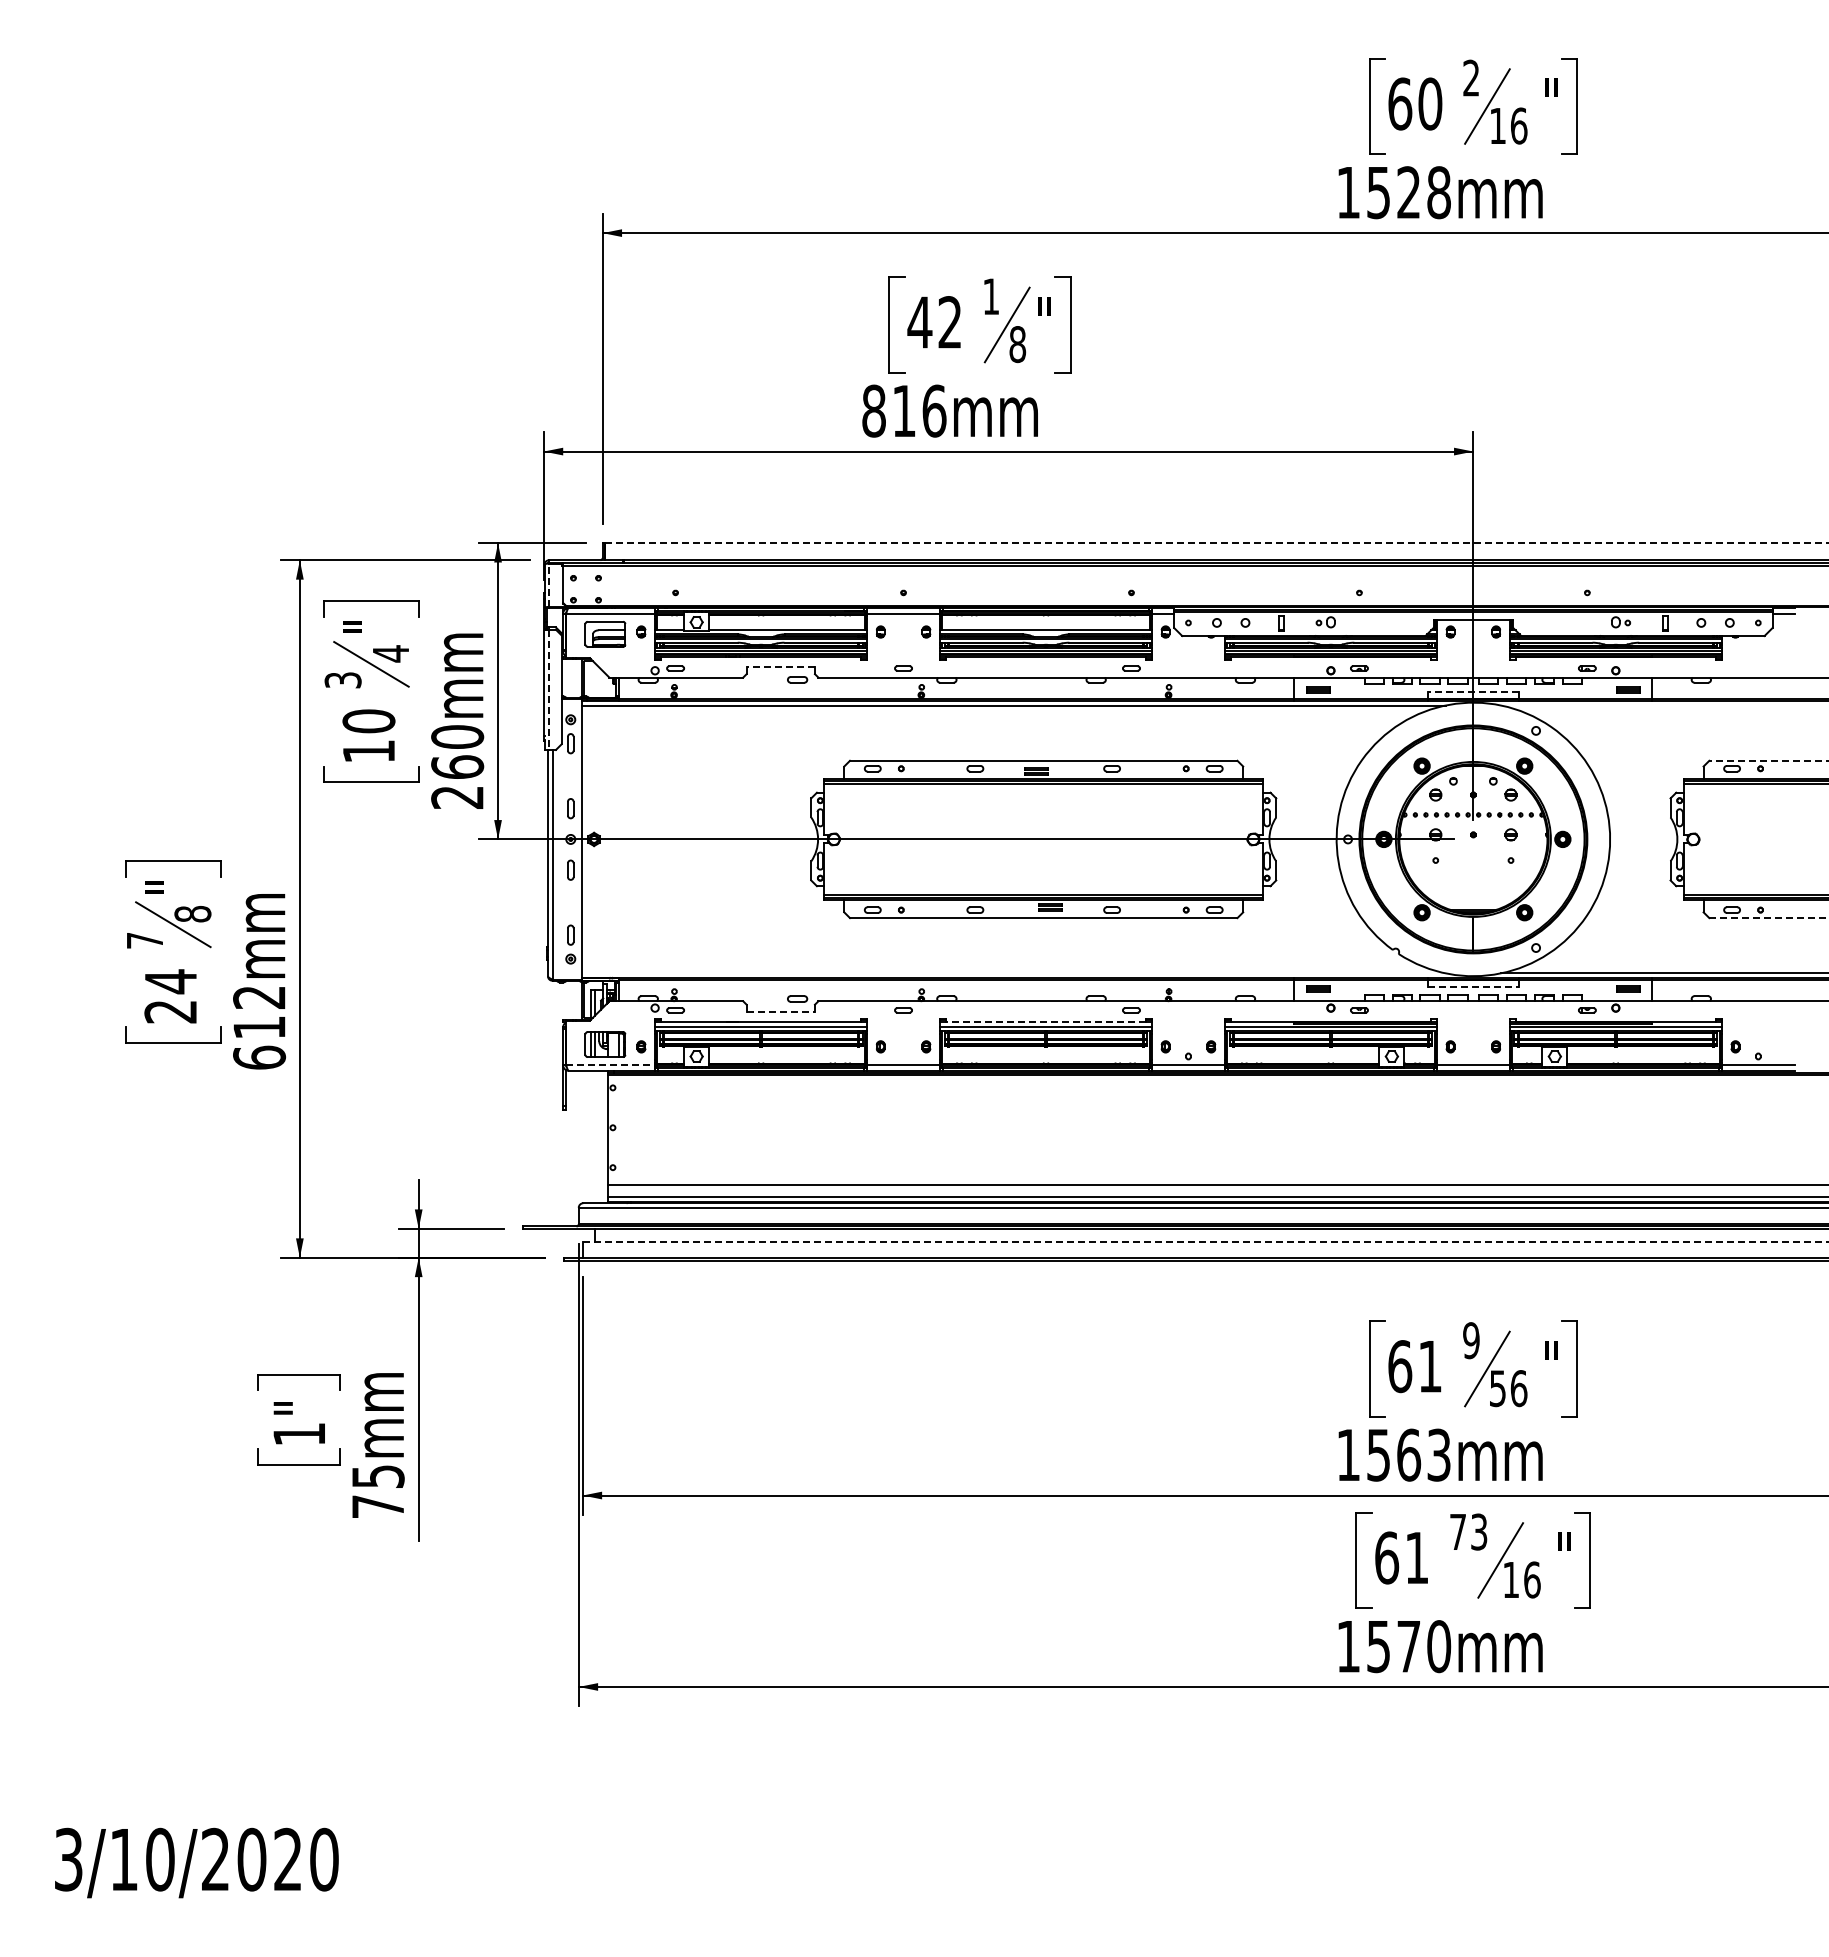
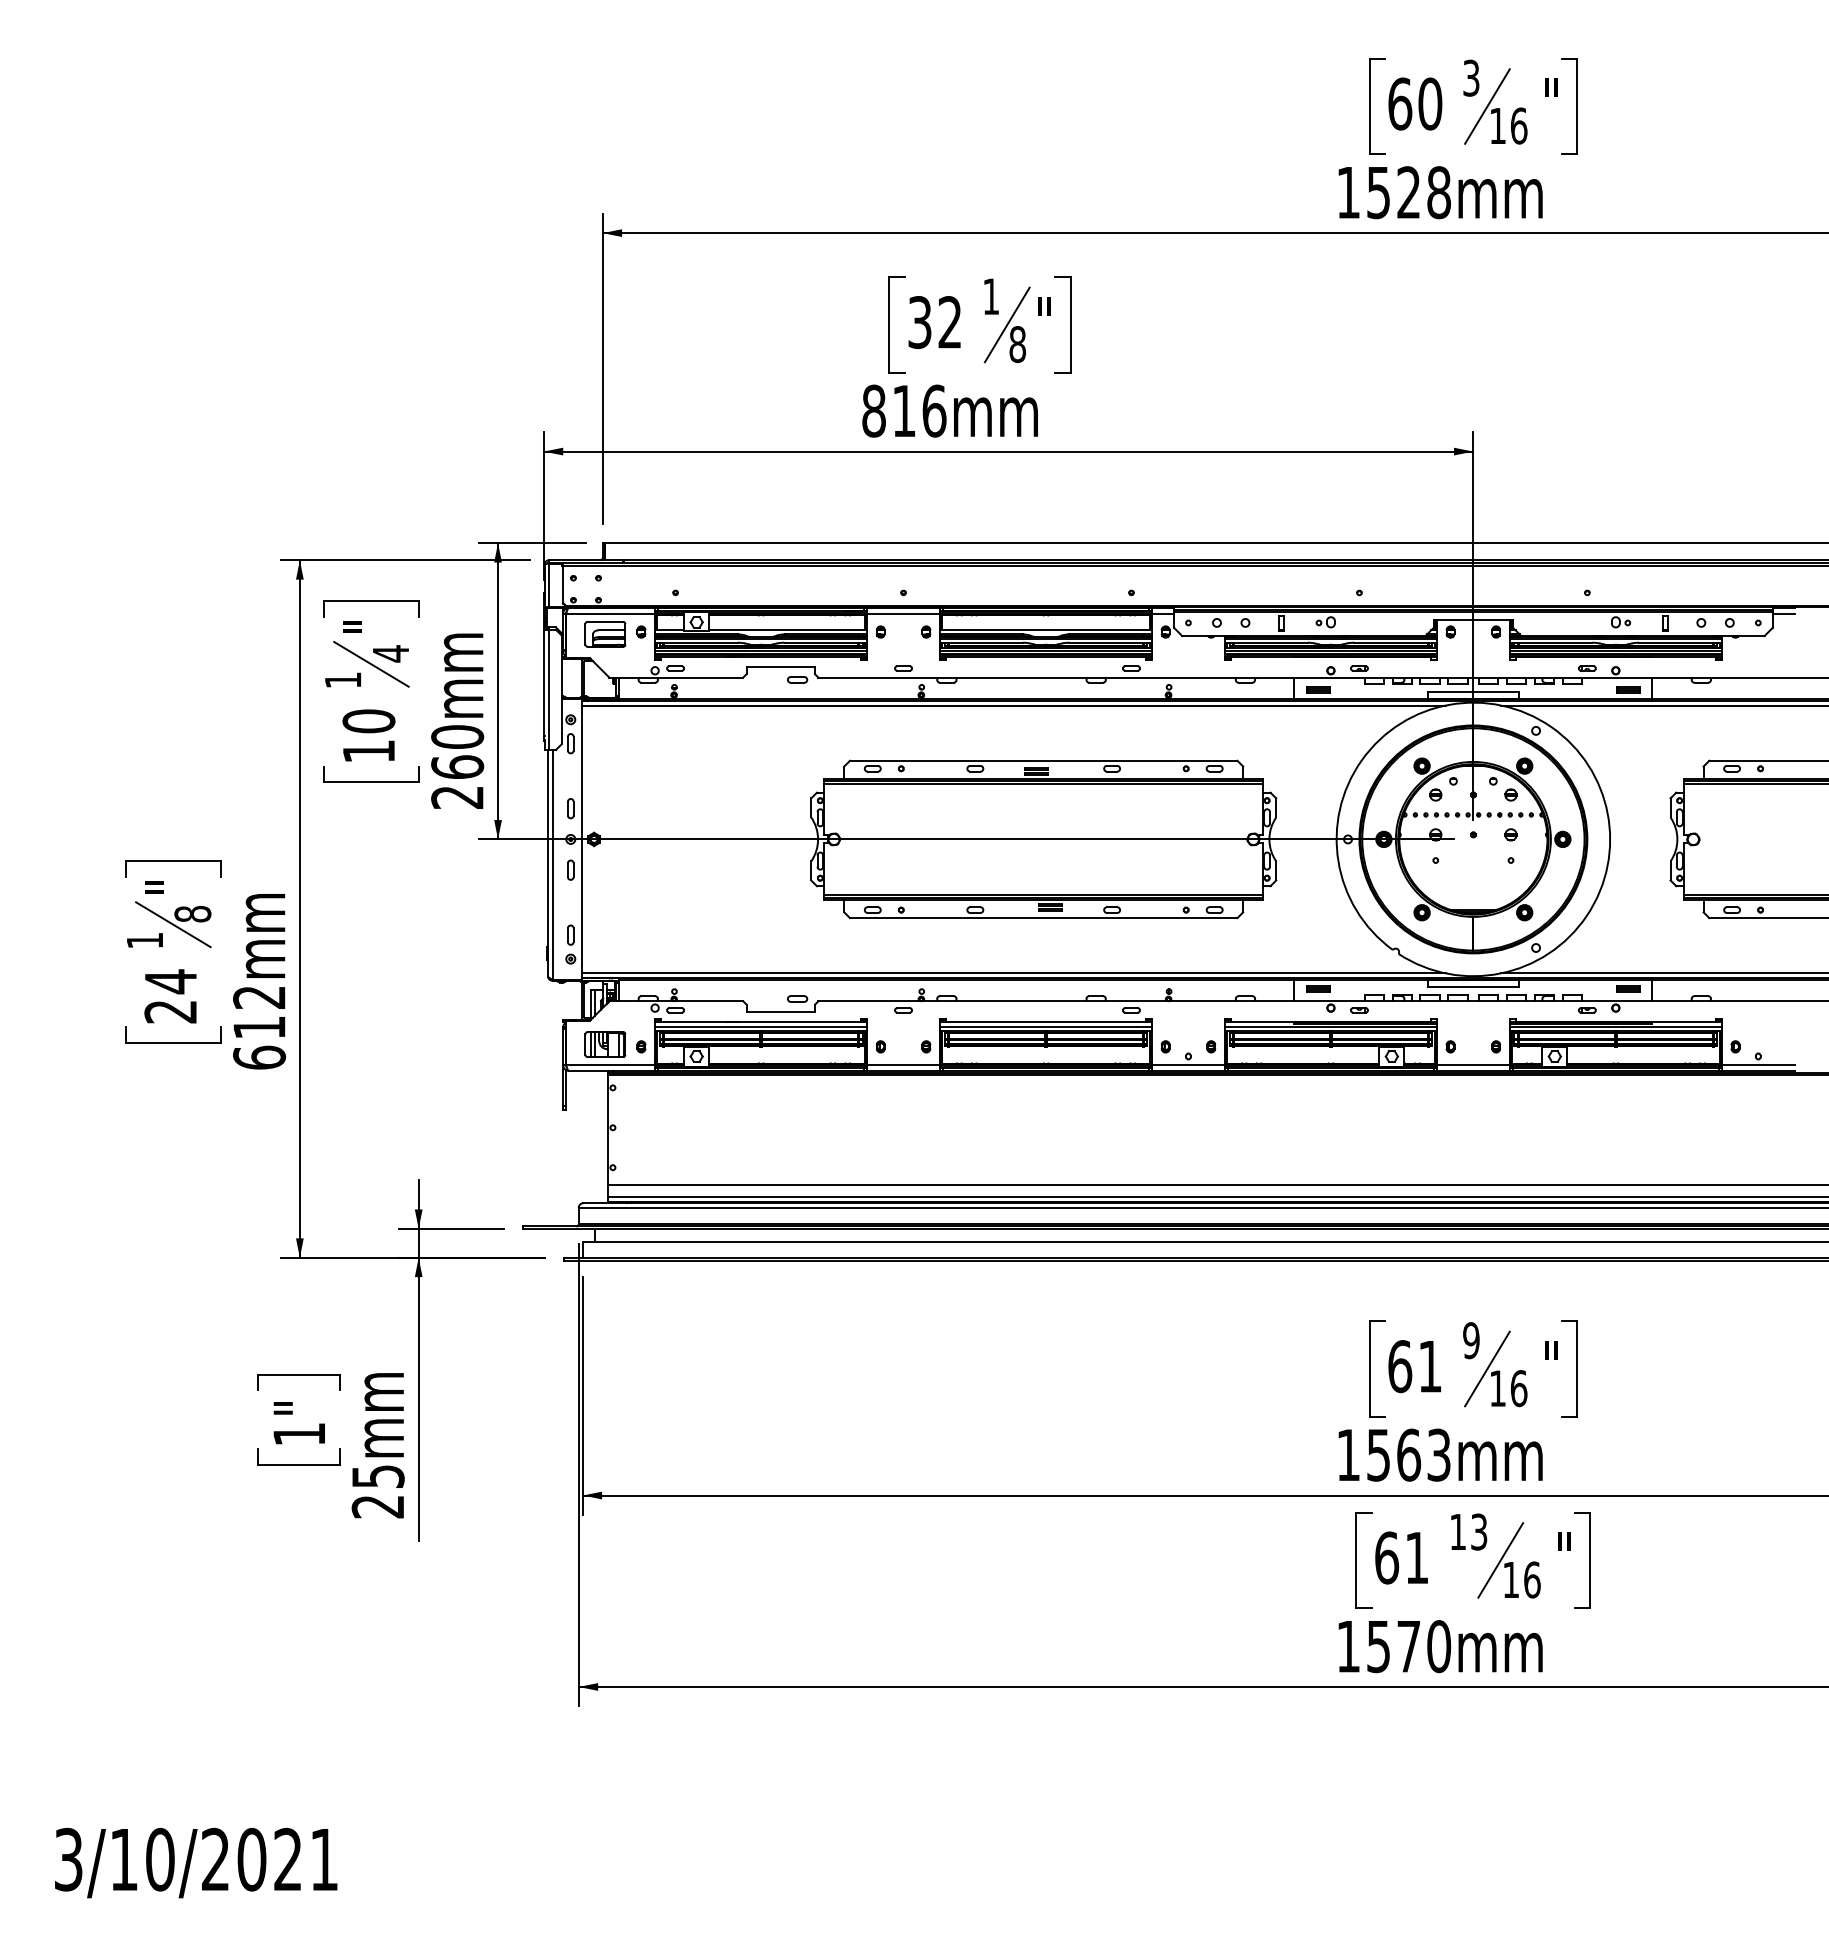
text: 2 -> 3 (1471, 77)
text: 42 -> 32 (919, 322)
line: dashed -> solid (1216, 543)
line: dashed -> solid (549, 585)
line: dashed -> solid (780, 667)
text: 3 -> 1 (342, 680)
line: dashed -> solid (549, 690)
line: dashed -> solid (1473, 691)
line: none -> present (1663, 705)
line: dashed -> solid (1768, 760)
line: dashed -> solid (1769, 918)
text: 7 -> 1 (144, 940)
line: none -> present (1013, 973)
line: dashed -> solid (1473, 987)
line: dashed -> solid (781, 1011)
line: dashed -> solid (1045, 1021)
line: dashed -> solid (610, 1065)
line: dashed -> solid (1205, 1242)
text: 56 -> 16 (1497, 1388)
text: 75mm -> 25mm (377, 1506)
text: 73 -> 13 (1457, 1531)
text: 3/10/2020 -> 3/10/2021 (324, 1859)
